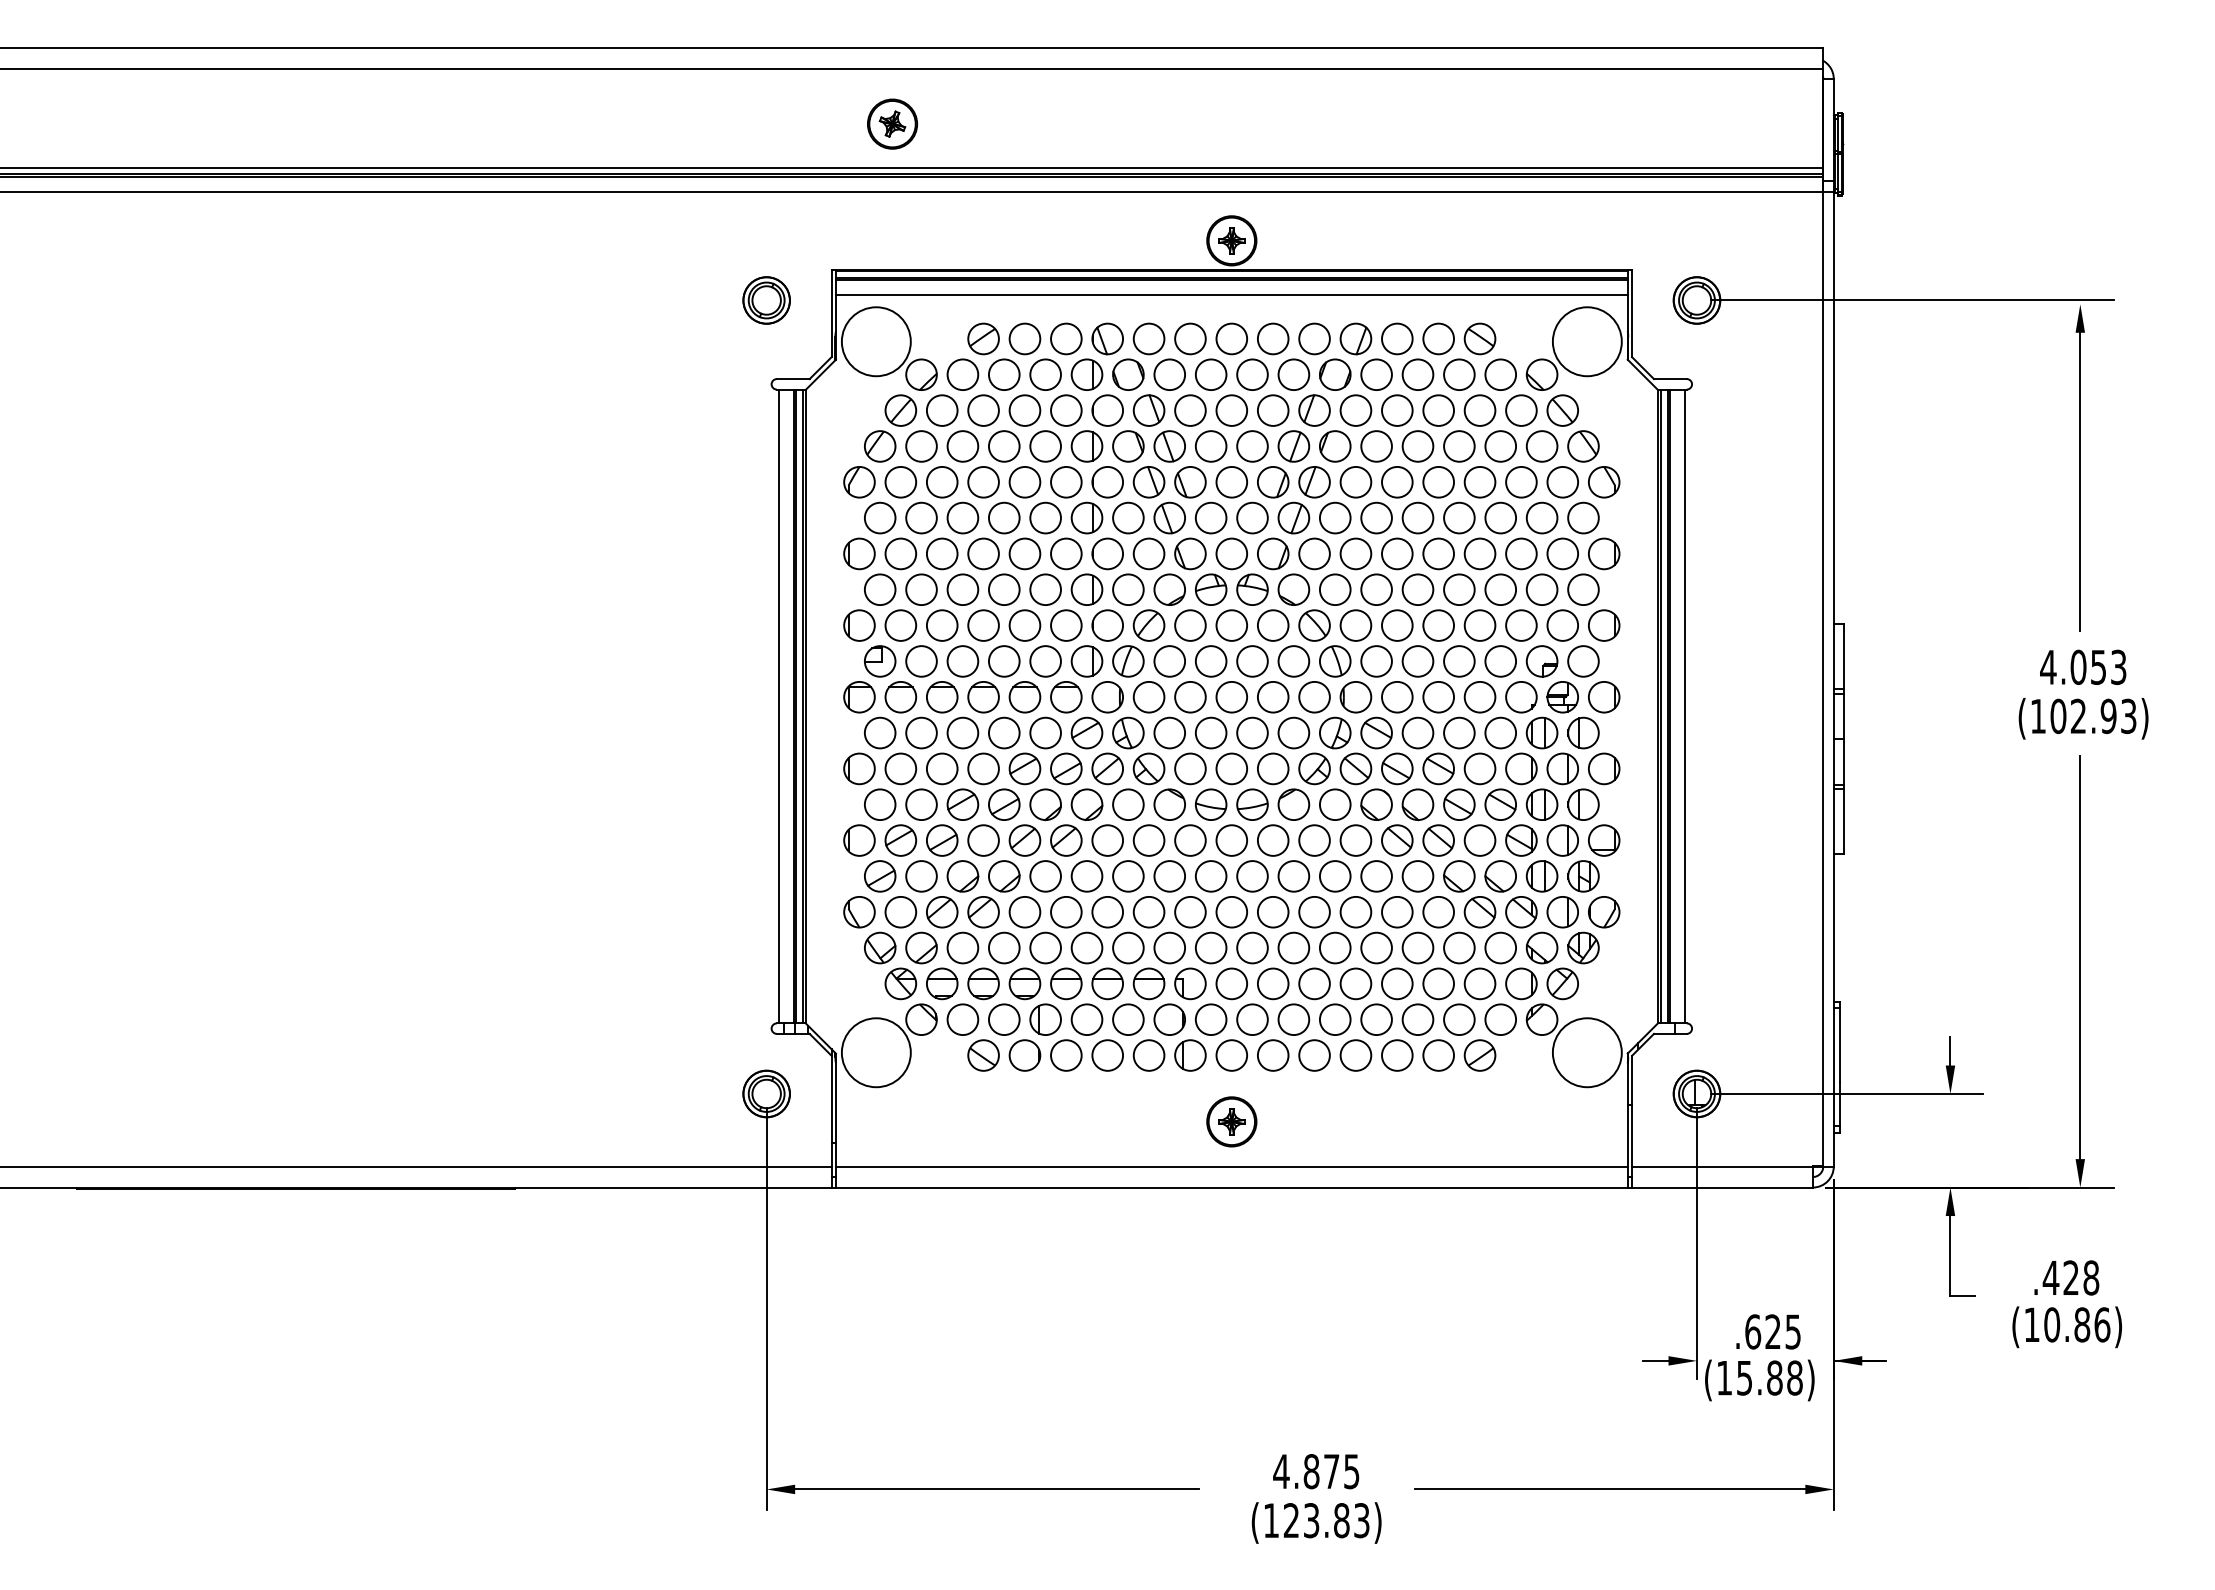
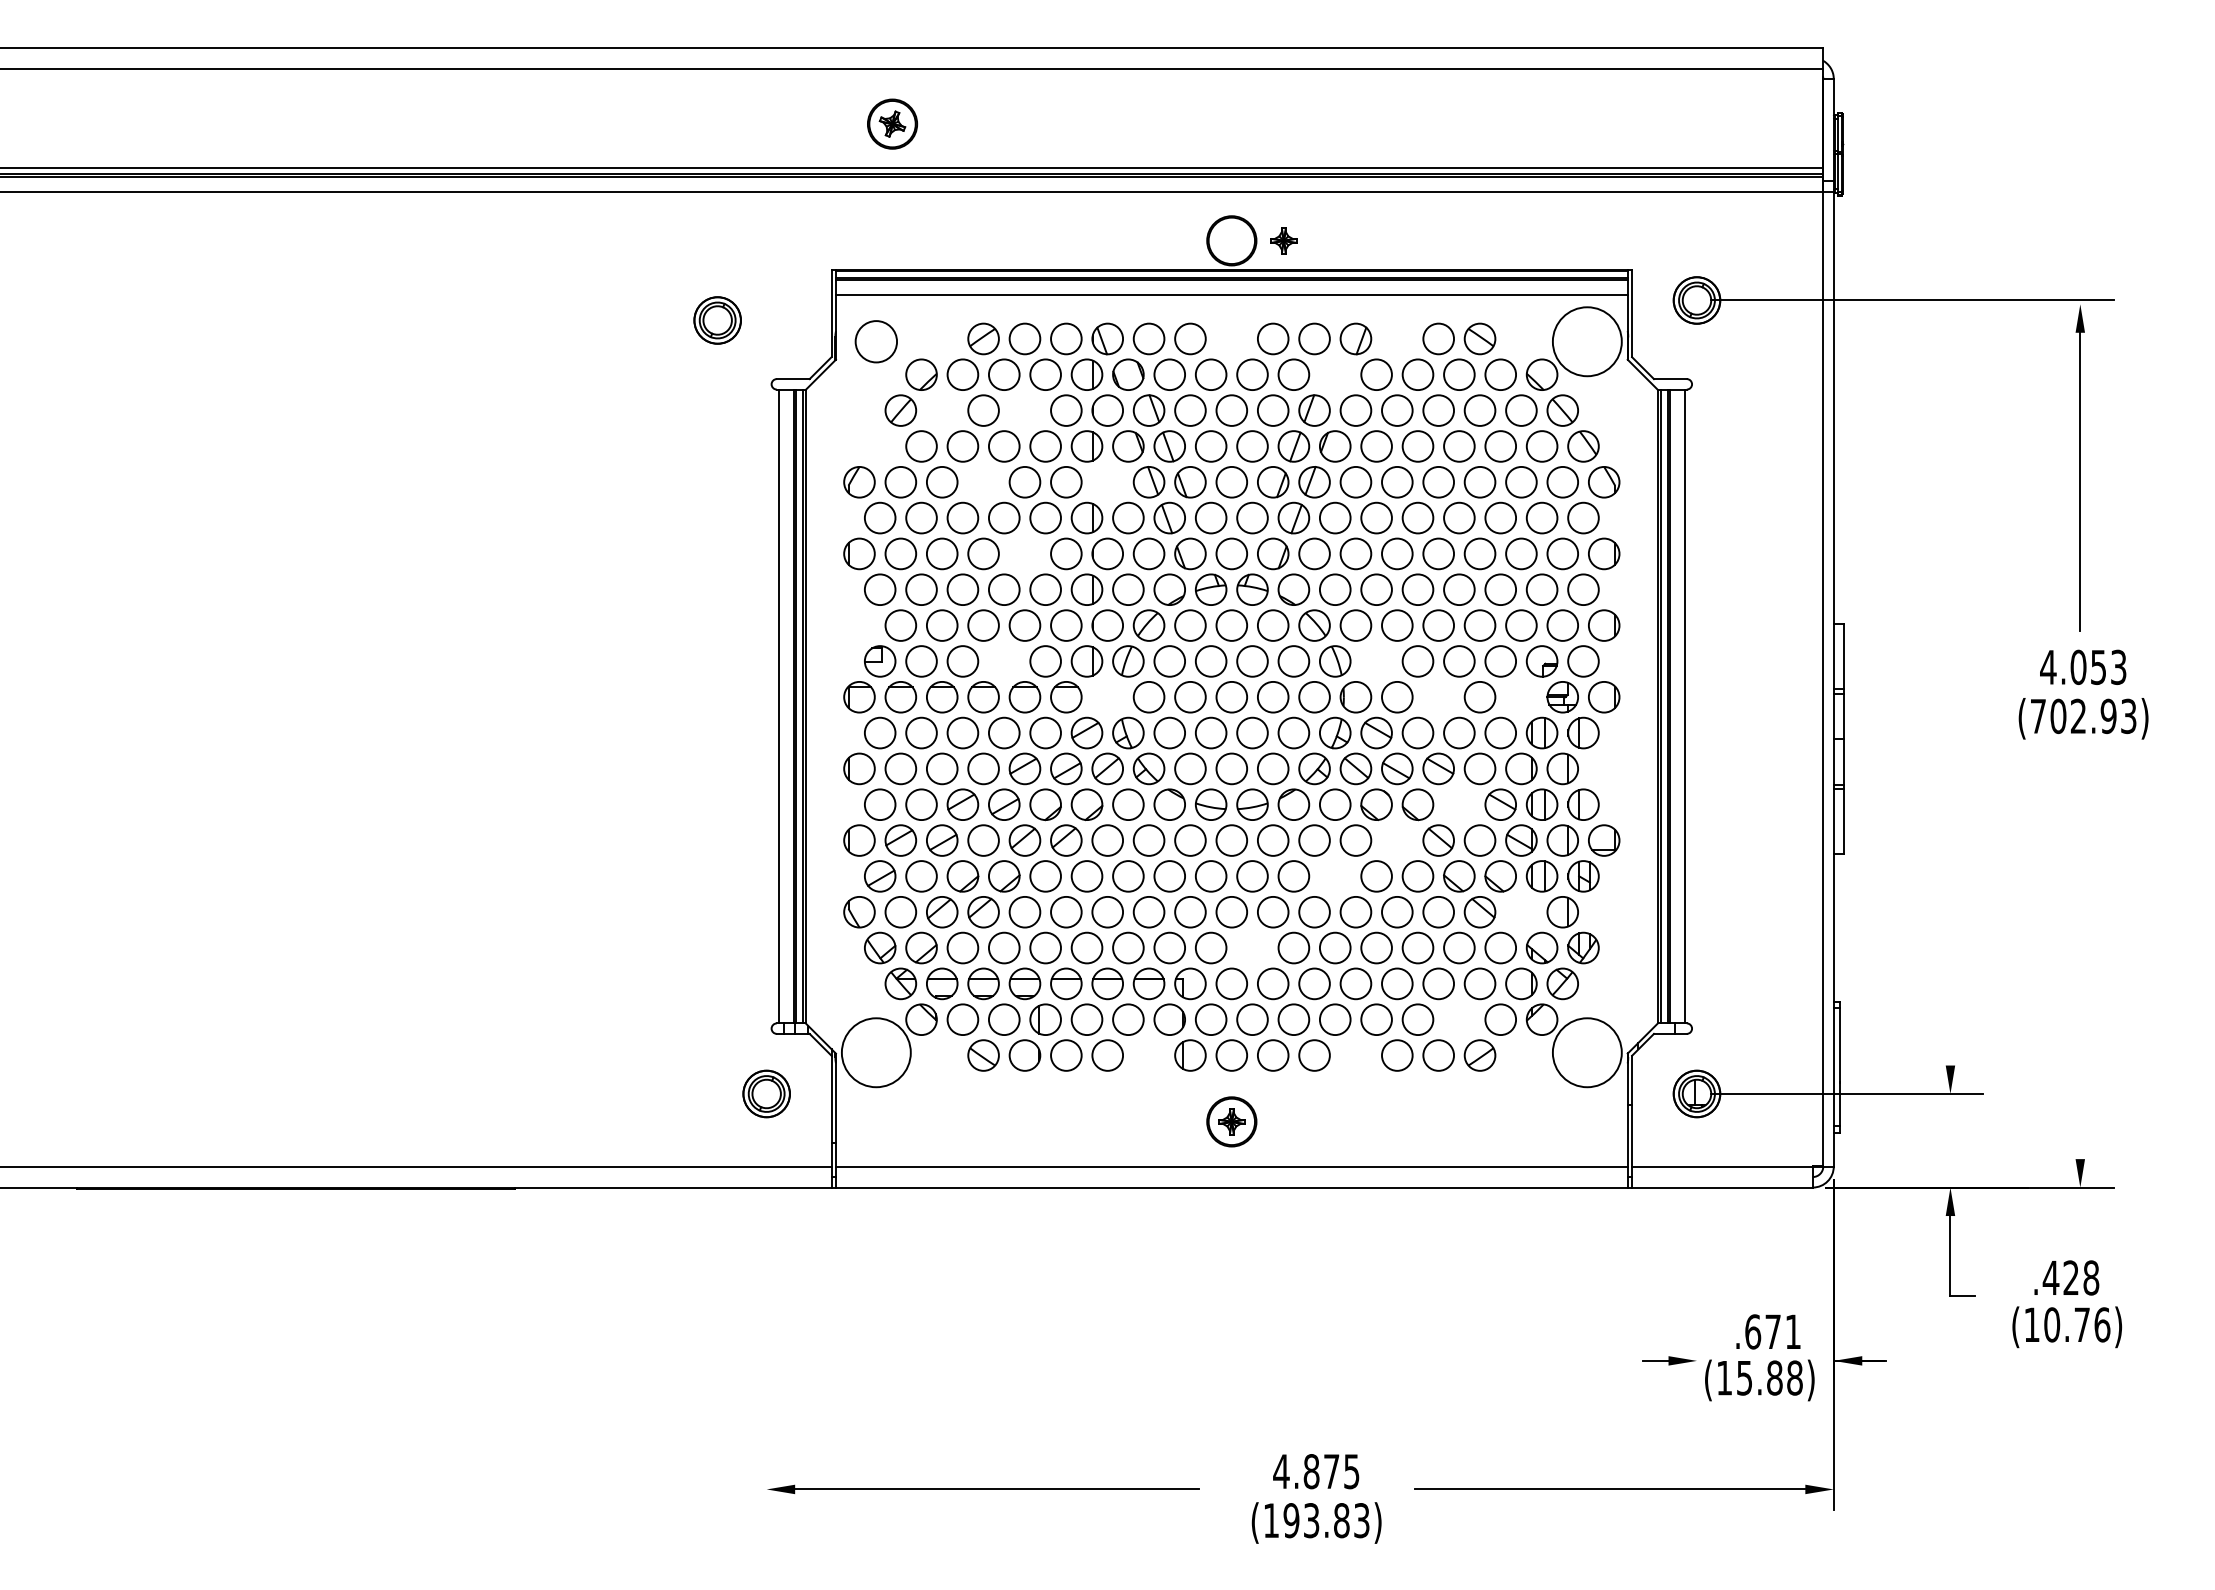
part position: (1231, 240) -> (1283, 240) (1283, 240)
part position: (766, 300) -> (717, 320) (717, 320)
circle: present -> none (1231, 338)
circle: present -> none (1397, 338)
circle diameter: 69 px -> 41 px (876, 341)
part: present -> none (1335, 374)
circle: present -> none (942, 410)
circle: present -> none (1024, 410)
part: present -> none (880, 446)
circle: present -> none (983, 482)
circle: present -> none (1107, 482)
circle: present -> none (1024, 553)
part: present -> none (859, 625)
circle: present -> none (1004, 661)
circle: present -> none (1376, 661)
part: present -> none (1107, 697)
circle: present -> none (1438, 697)
part: present -> none (1521, 697)
text: (102.93) -> (702.93) (2038, 716)
part: present -> none (1604, 768)
part: present -> none (1459, 804)
part: present -> none (1397, 840)
circle: present -> none (1335, 876)
part: present -> none (1521, 912)
part: present -> none (1604, 912)
circle: present -> none (1252, 947)
line: present -> none (2080, 958)
circle: present -> none (1459, 1019)
line: present -> none (1950, 1051)
circle: present -> none (1148, 1055)
circle: present -> none (1355, 1055)
line: present -> none (1696, 1242)
line: present -> none (766, 1308)
text: (10.86) -> (10.76) (2082, 1324)
text: .625 -> .671 (1782, 1331)
text: (123.83) -> (193.83) (1291, 1520)
